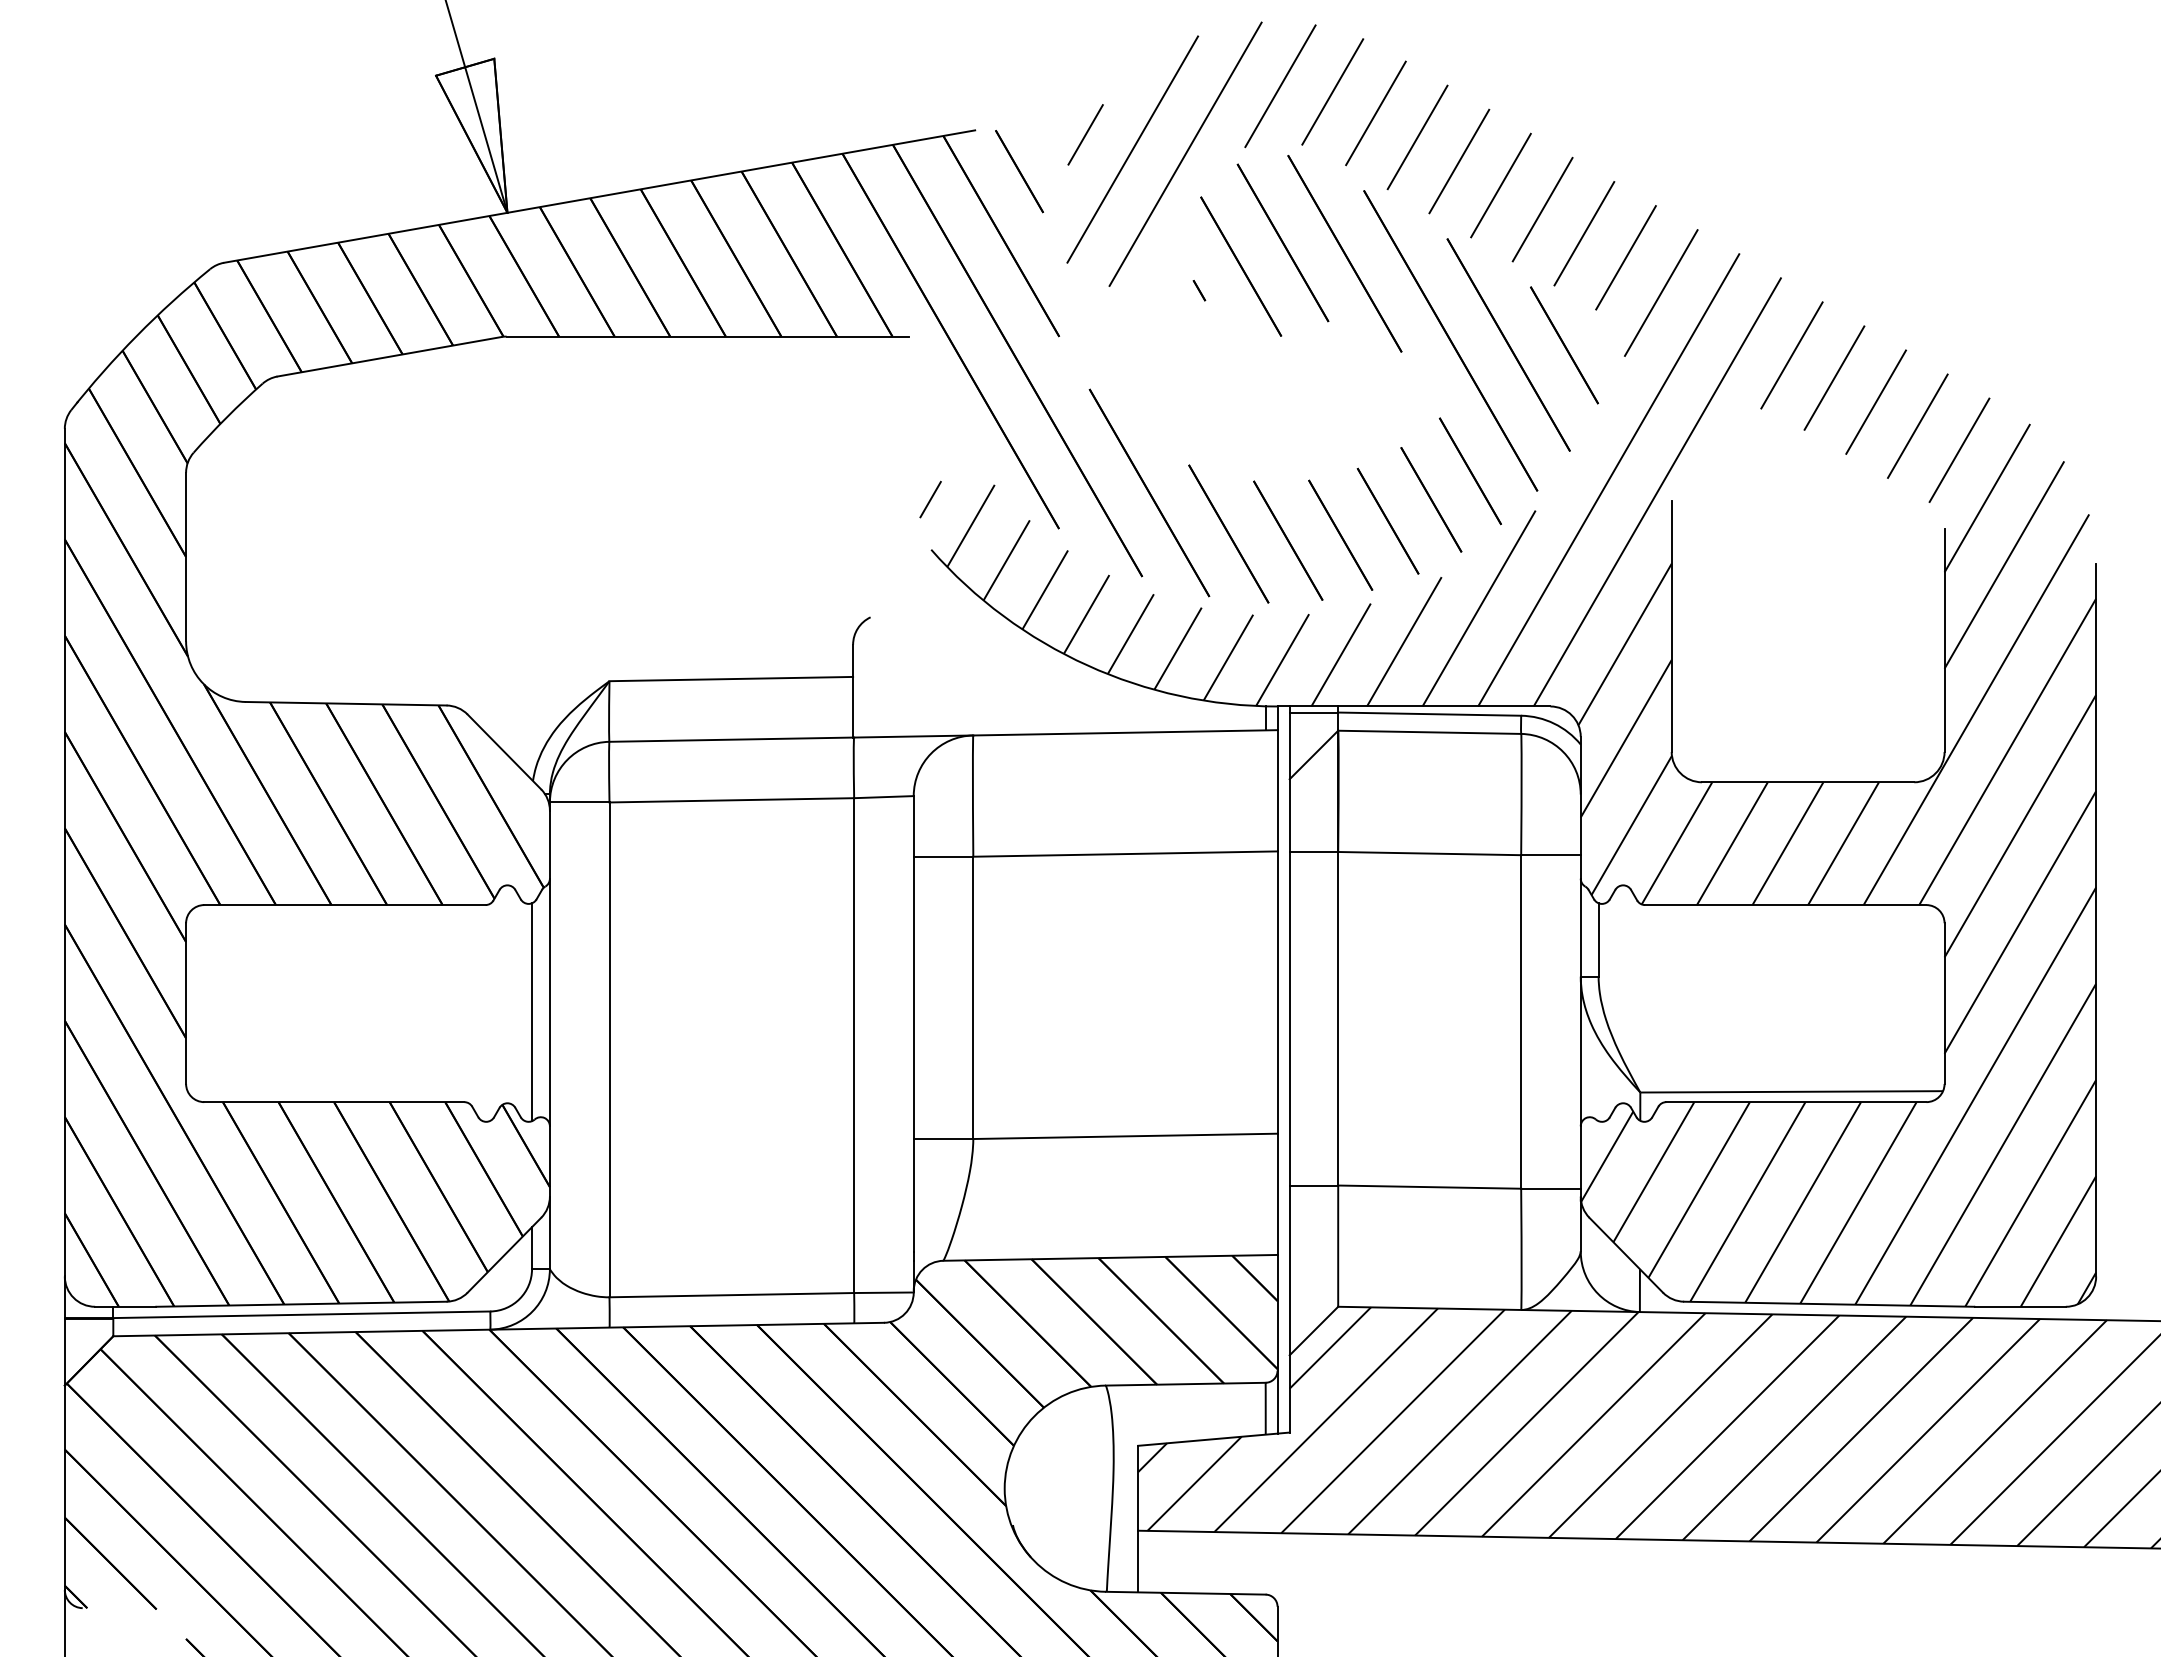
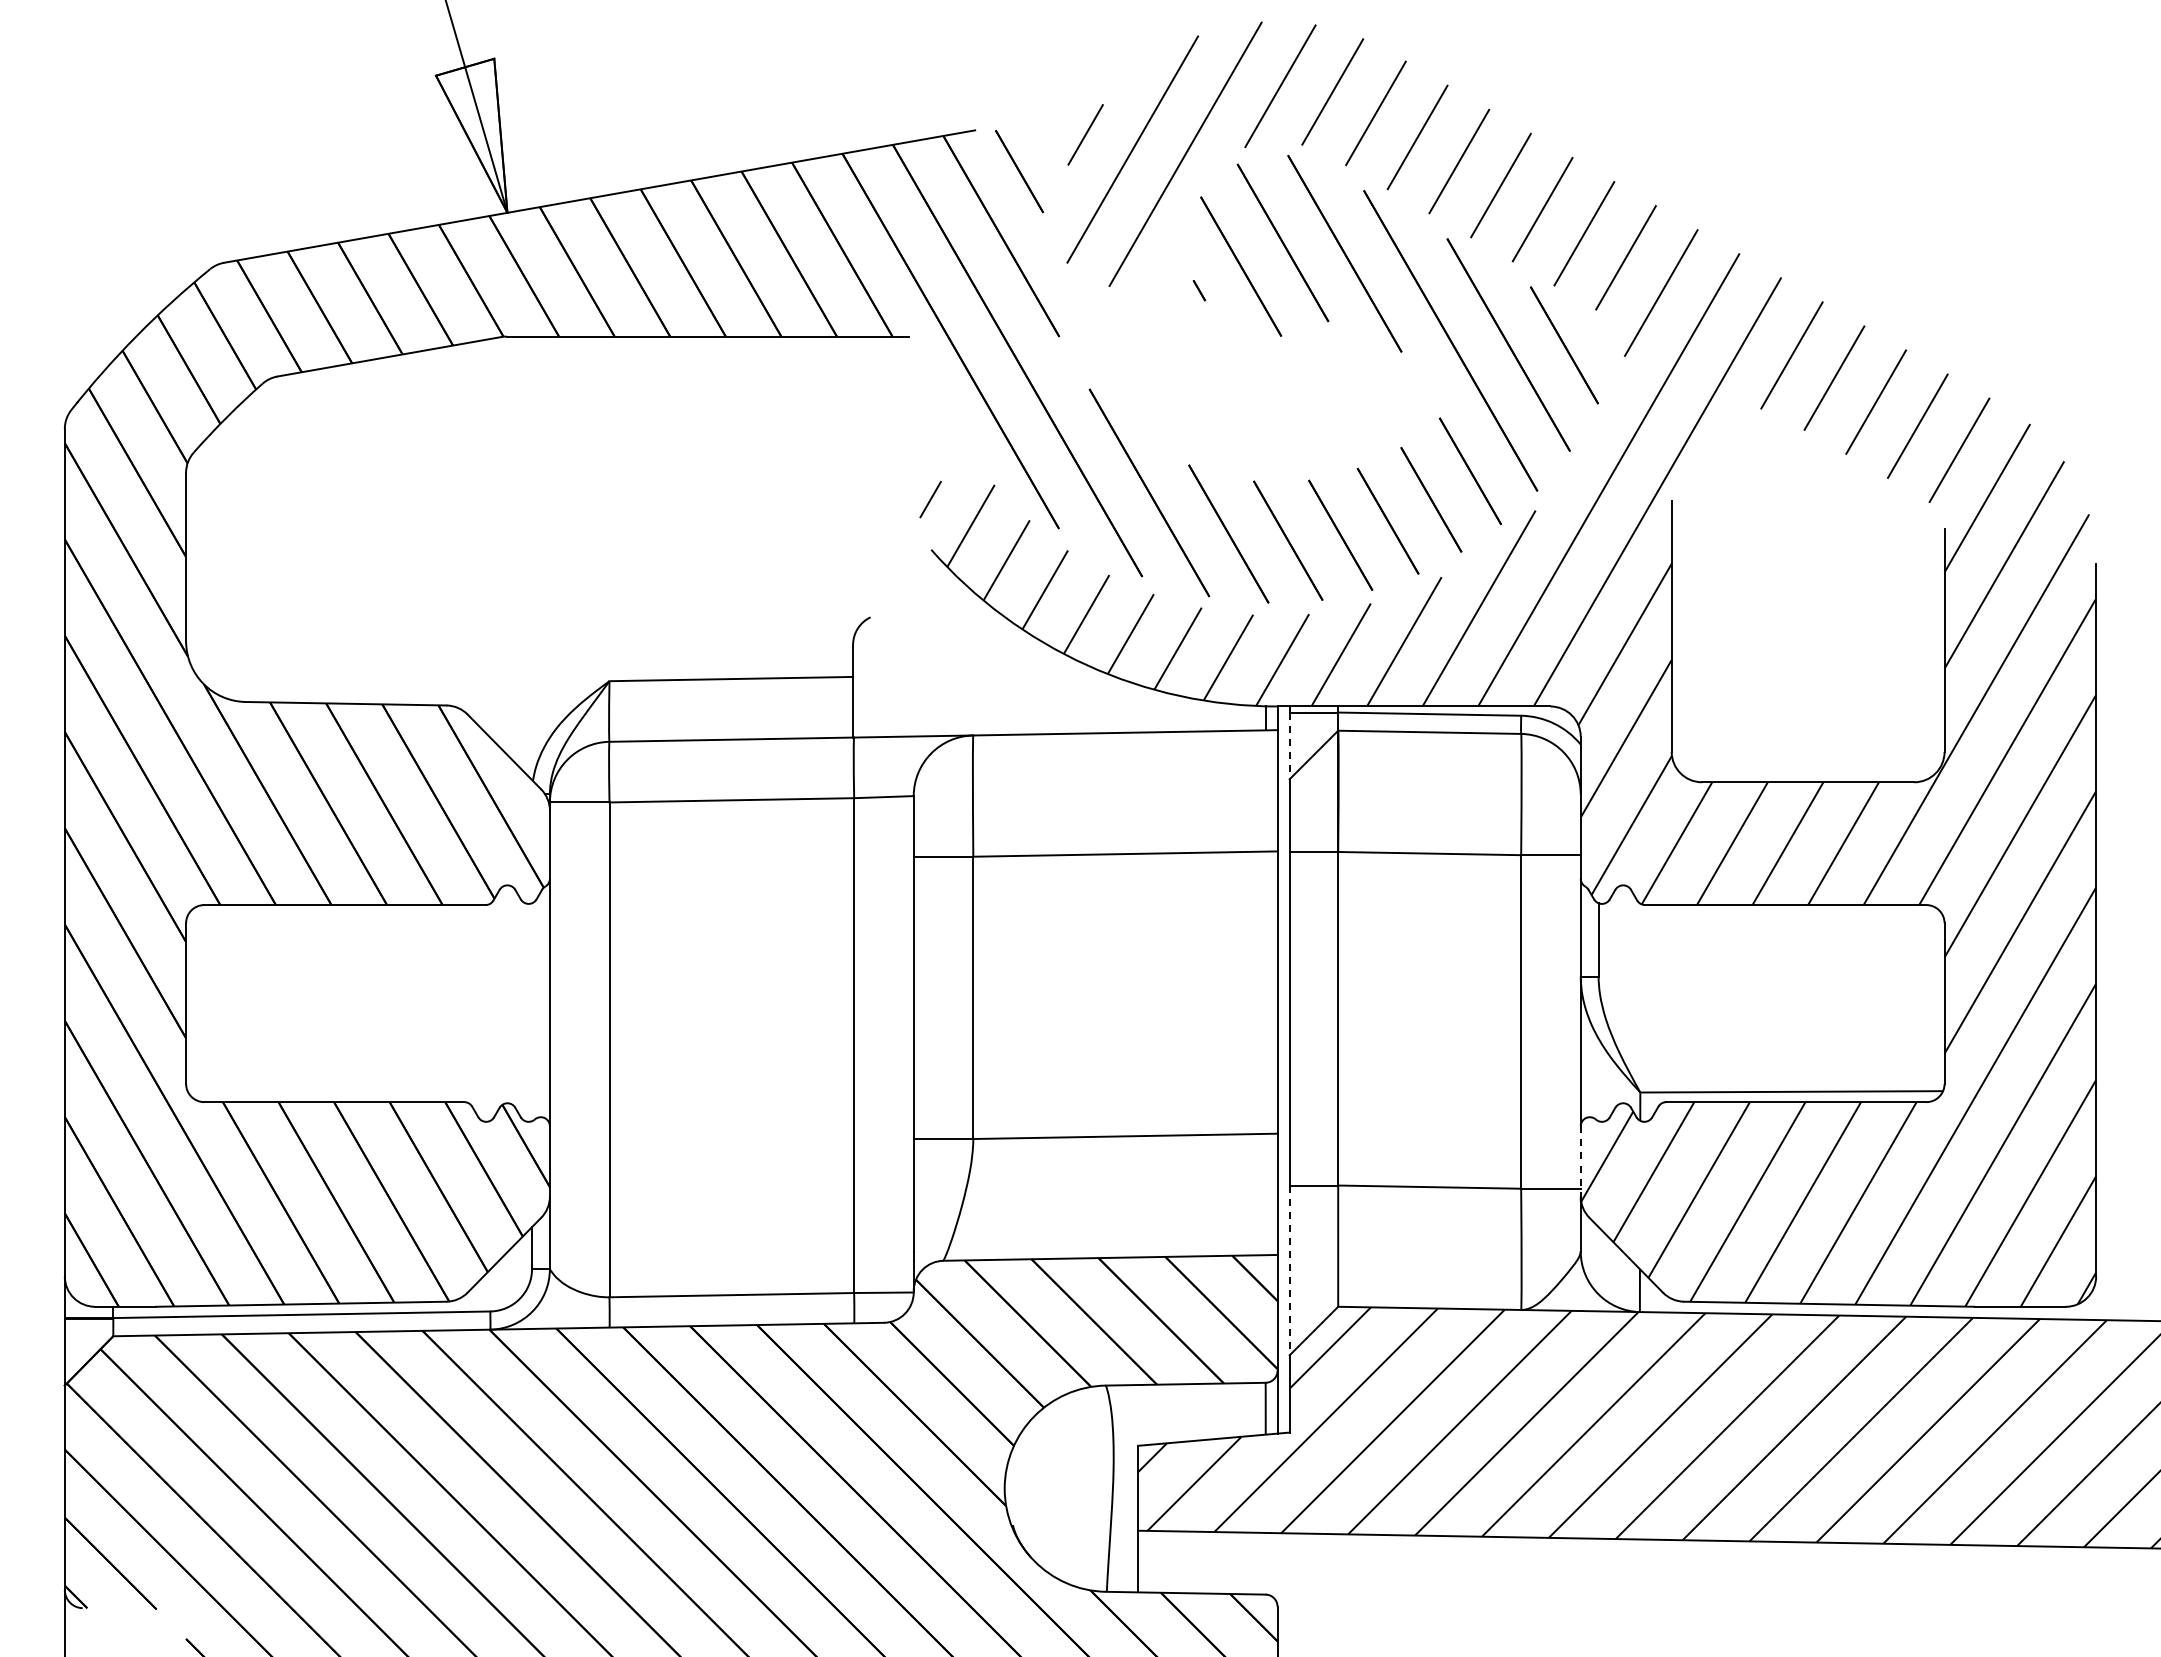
line: solid -> dashed (1289, 746)
line: present -> none (532, 1012)
line: solid -> dashed (1580, 1161)
line: solid -> dashed (1289, 1270)
